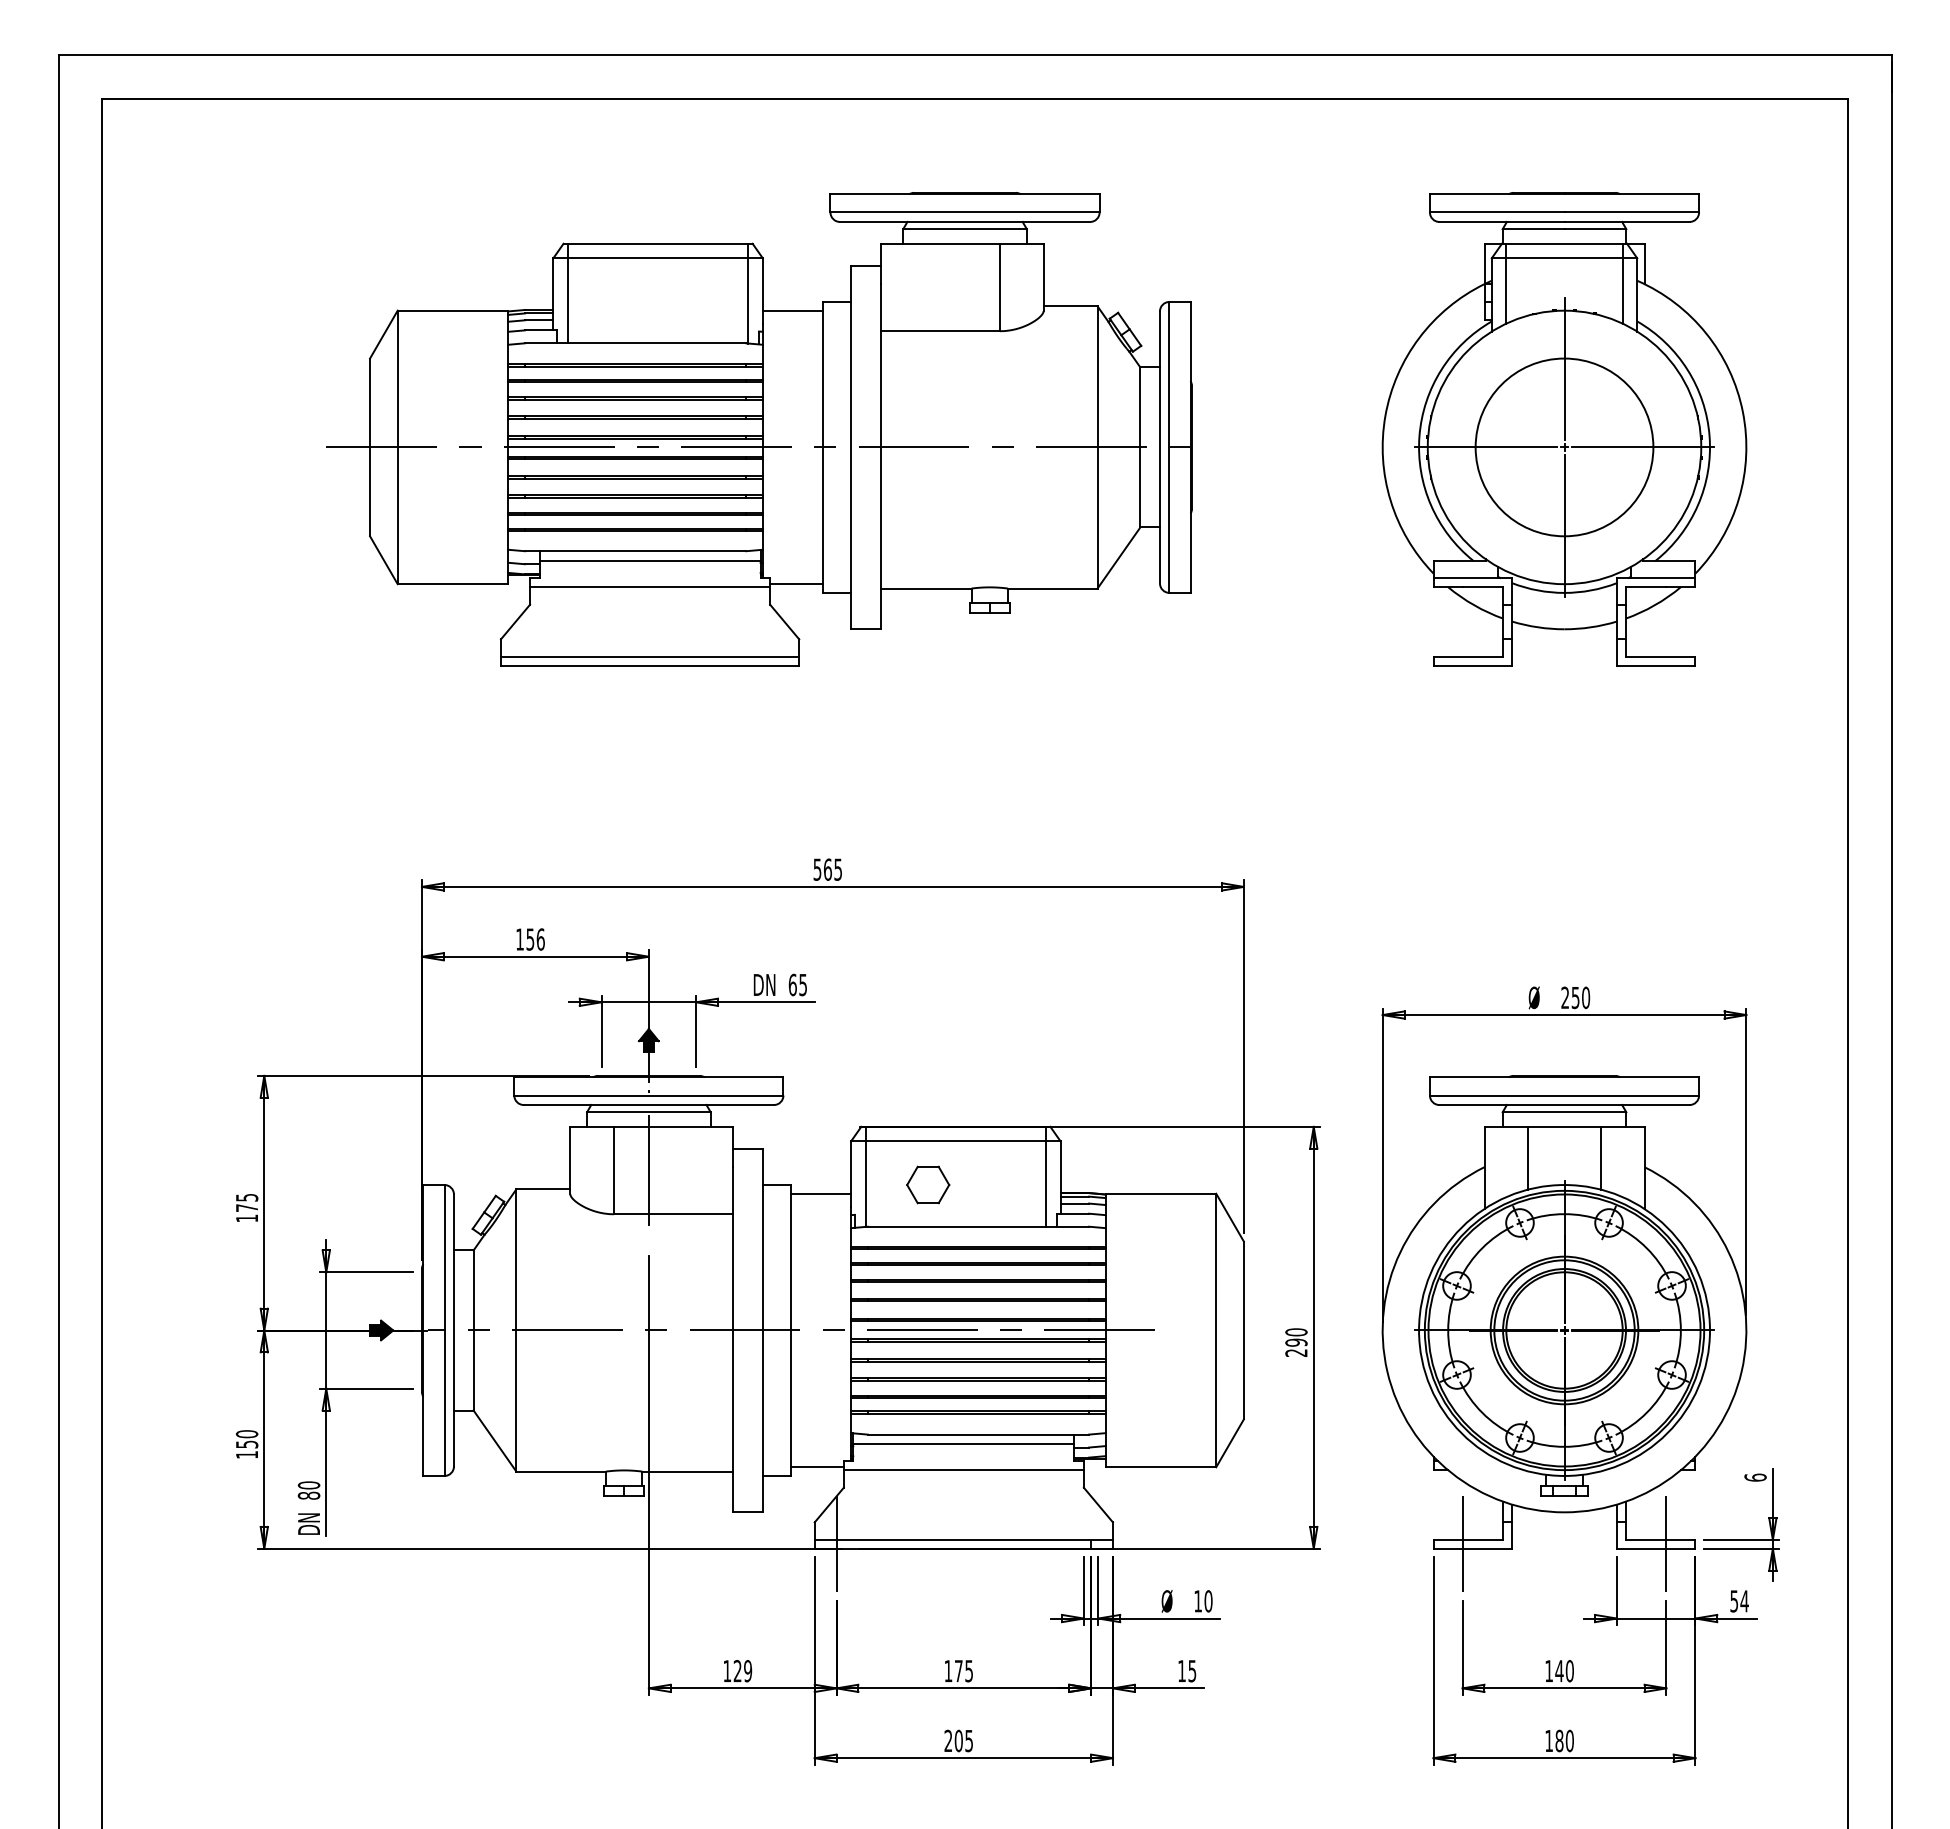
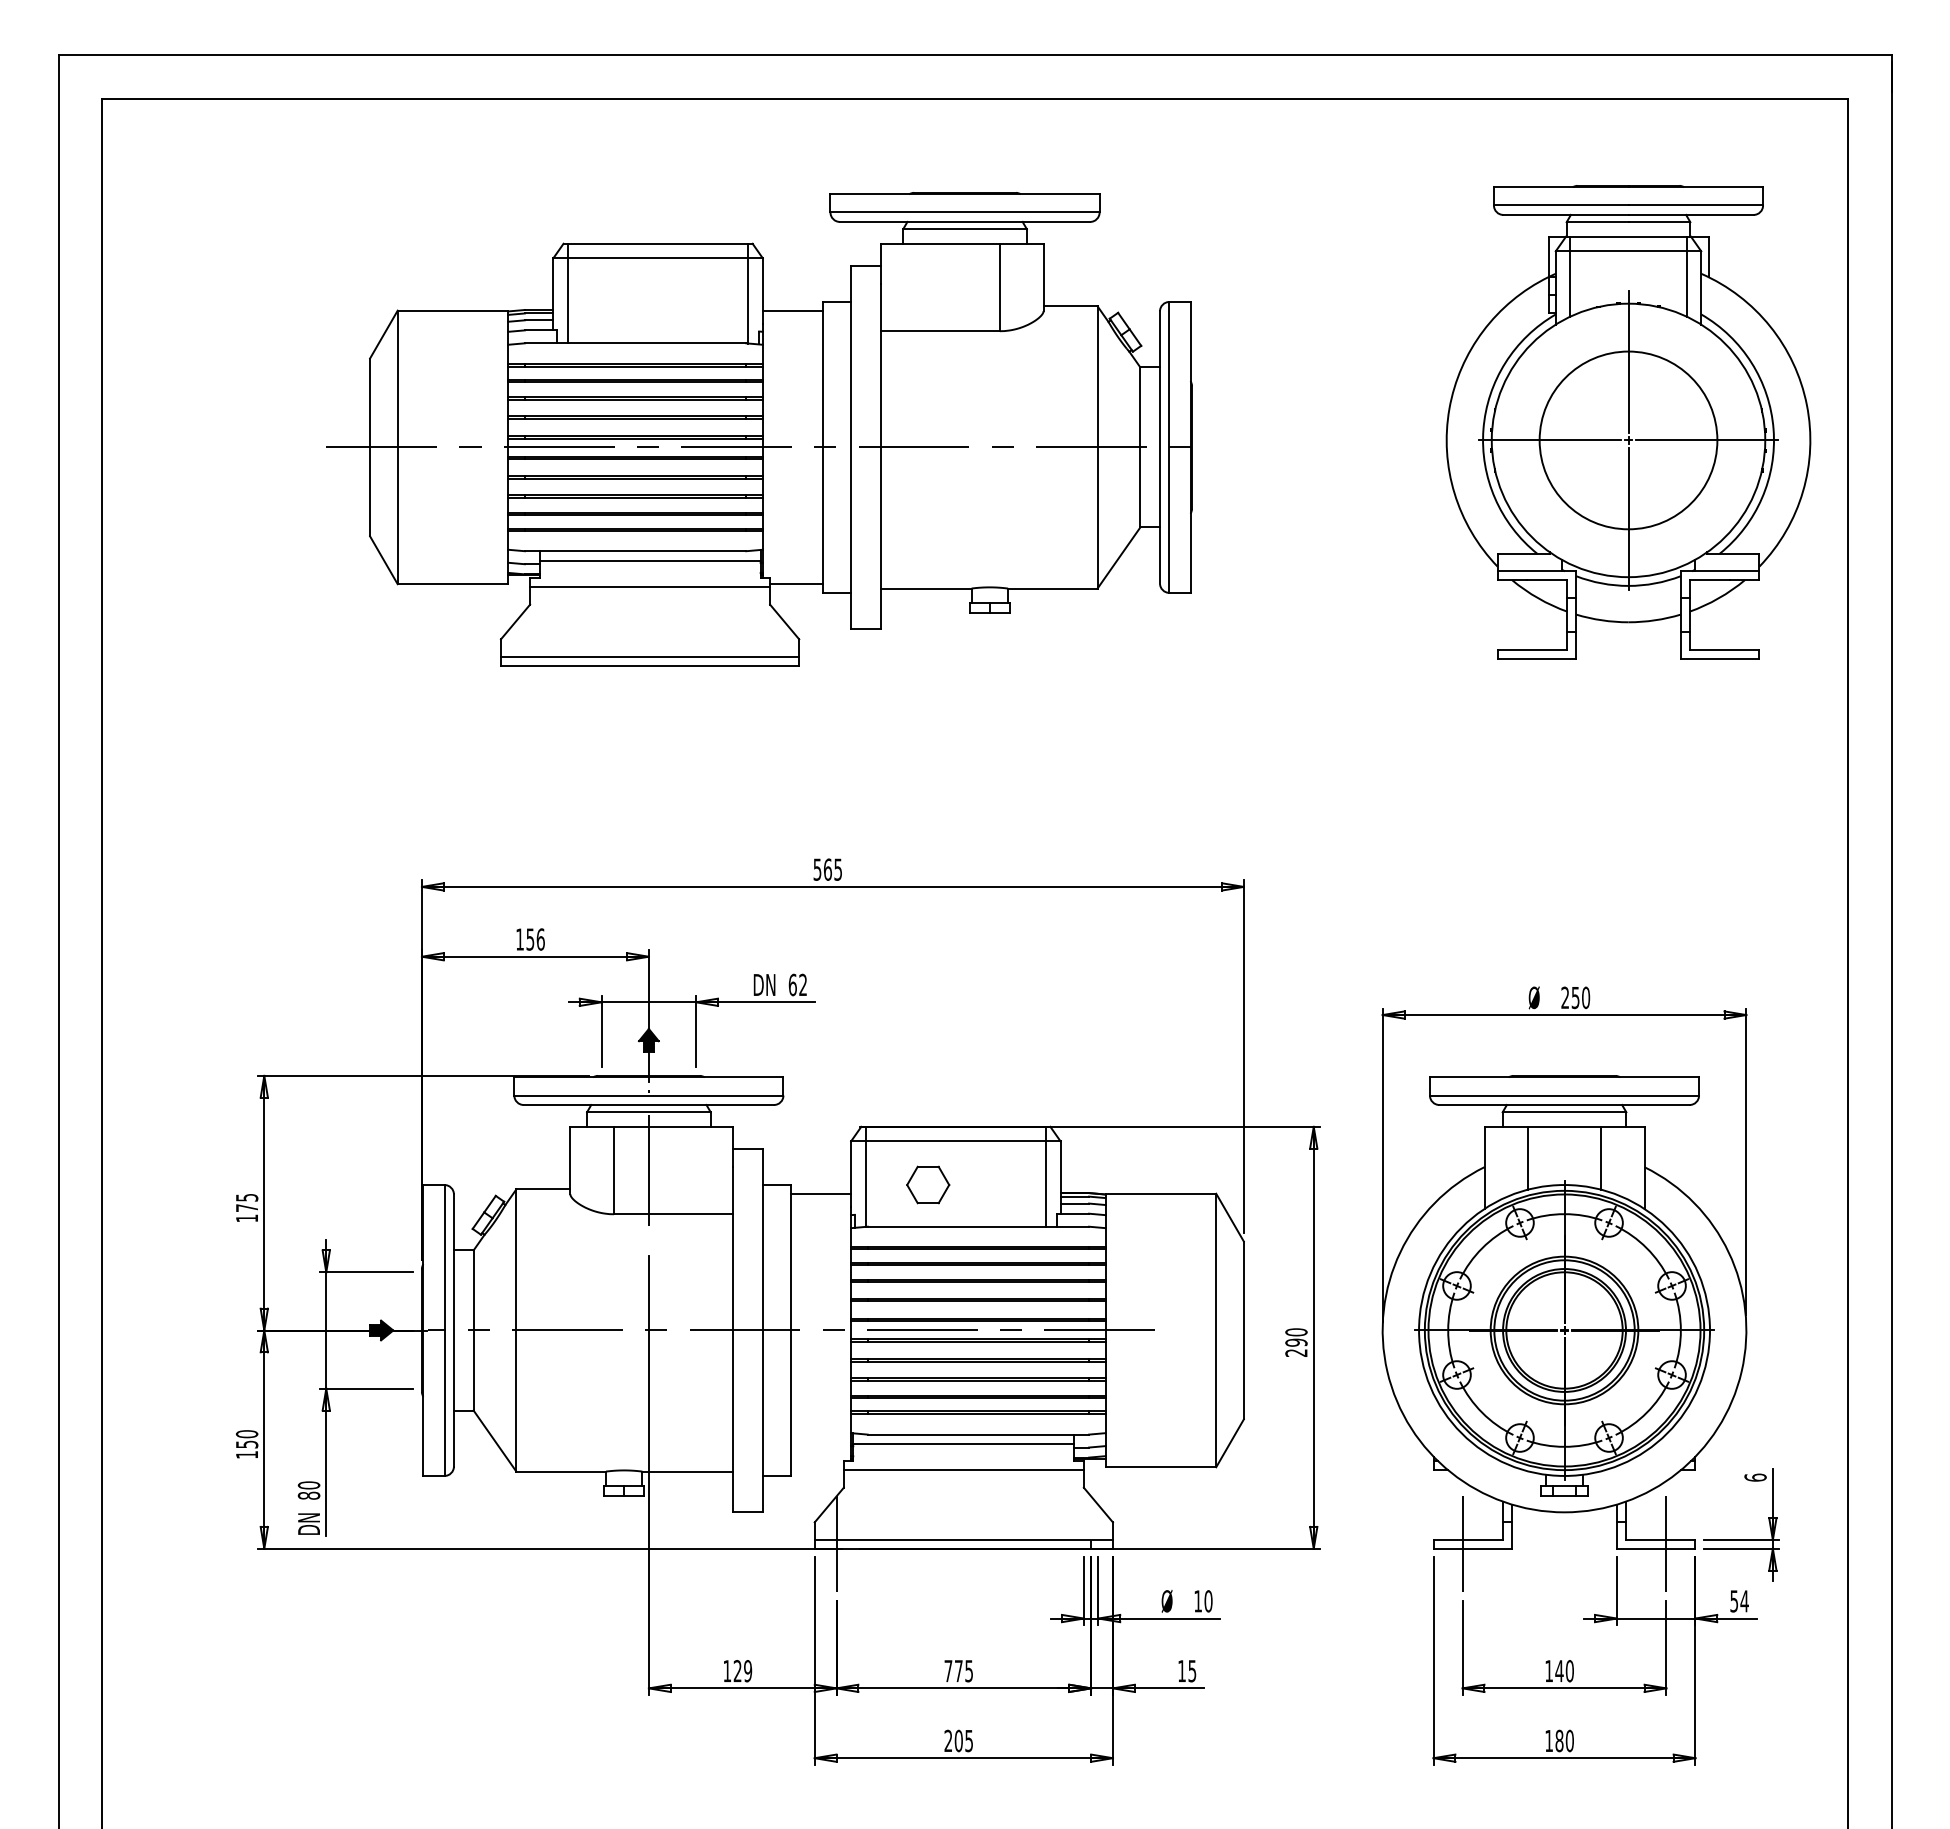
part position: (1564, 429) -> (1628, 422) (1628, 422)
text: 65 -> 62 (802, 984)
line: present -> none (816, 1467)
text: 175 -> 775 (948, 1670)
